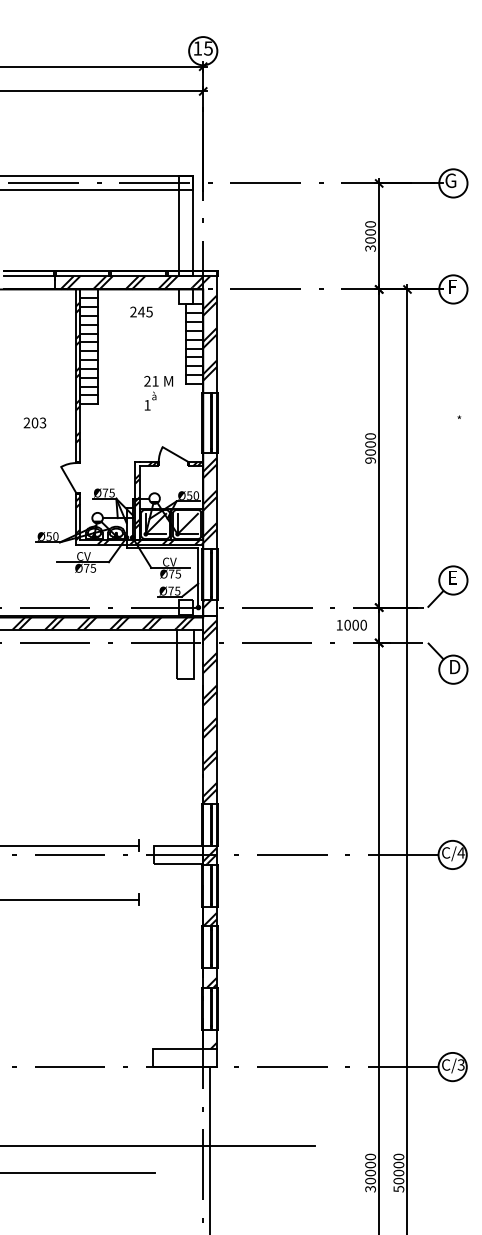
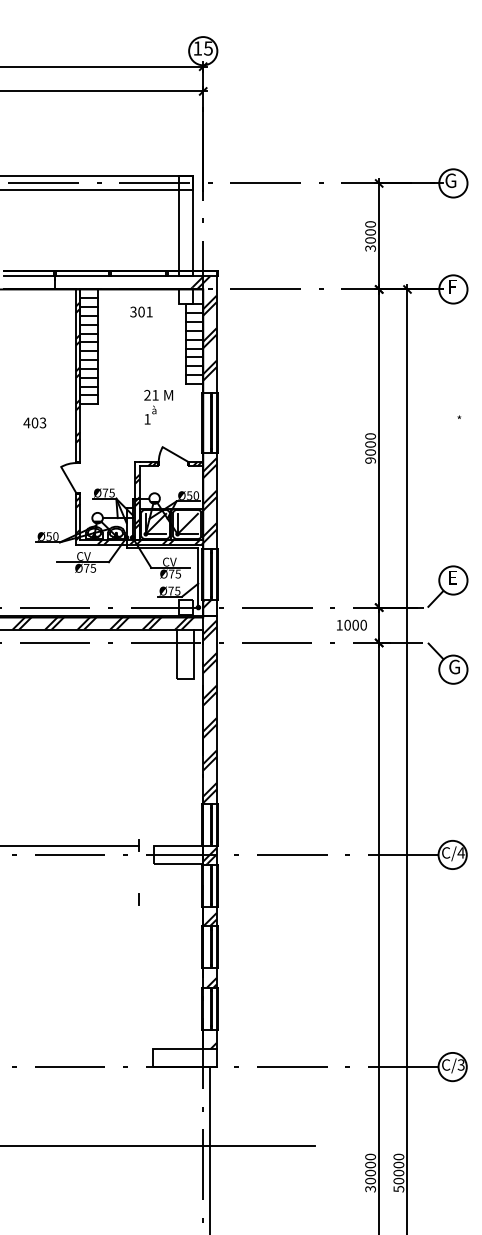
hatch: present -> none (118, 282)
text: 245 -> 301 (141, 311)
text position: (158, 392) -> (158, 406) (158, 406)
text: 203 -> 403 (26, 422)
text: D -> G (454, 666)
line: present -> none (70, 899)
line: present -> none (78, 1173)
